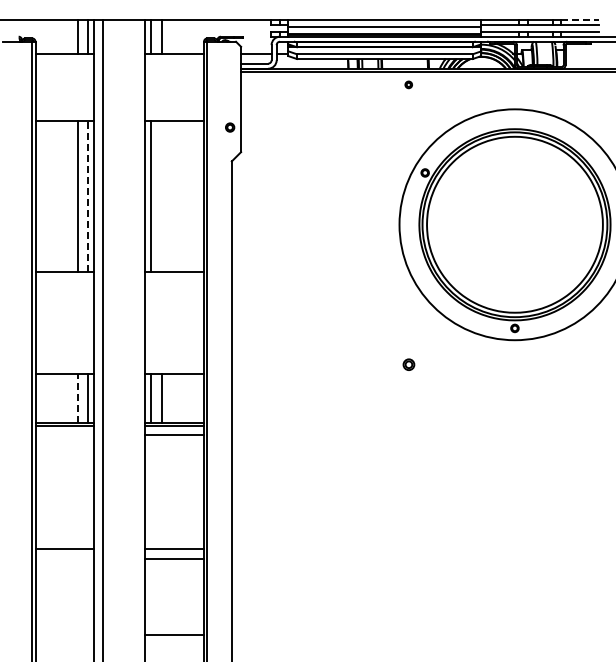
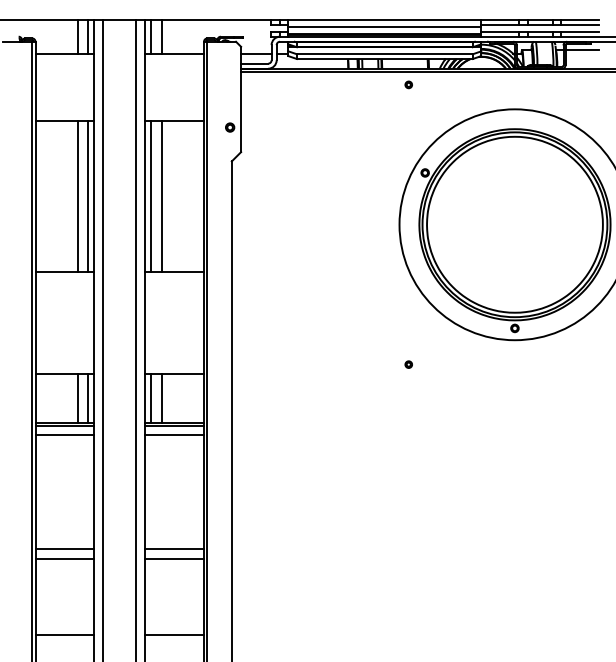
line: dashed -> solid (580, 19)
line: none -> present (582, 49)
line: dashed -> solid (88, 196)
line: none -> present (161, 196)
line: none -> present (136, 338)
part size: 14x13 px -> 9x9 px (408, 364)
line: dashed -> solid (77, 397)
line: none -> present (64, 434)
line: none -> present (64, 559)
line: none -> present (64, 634)
